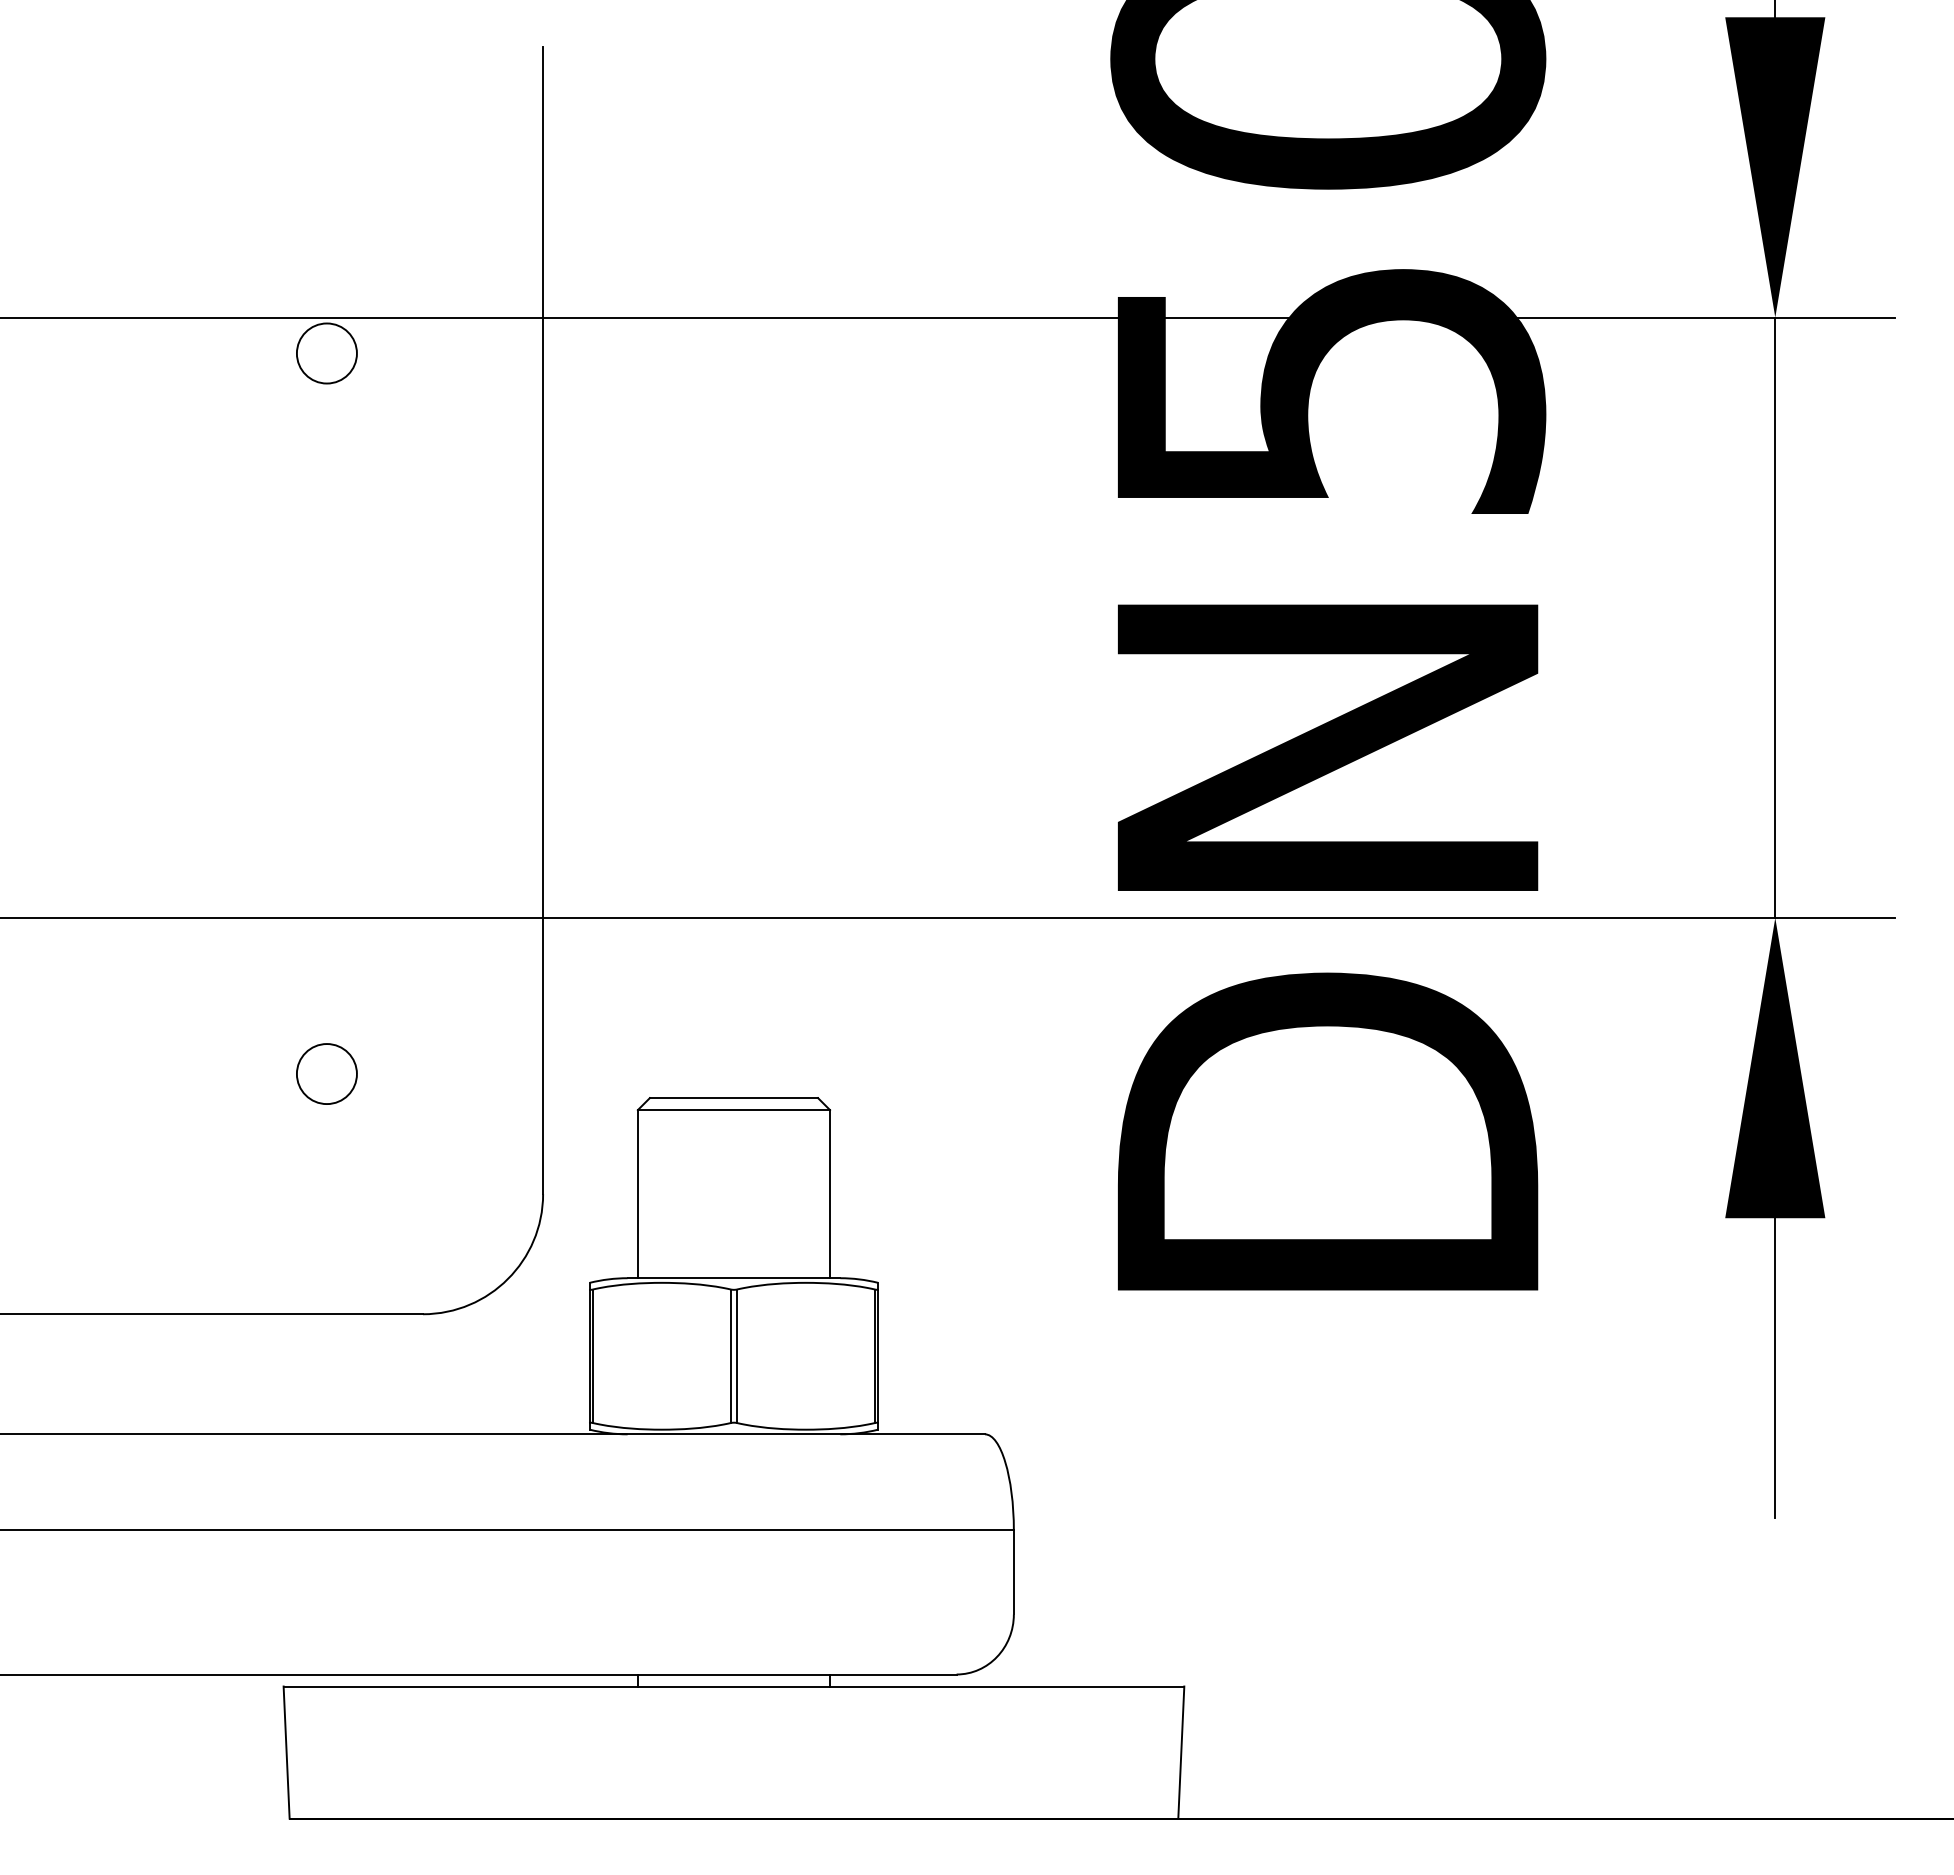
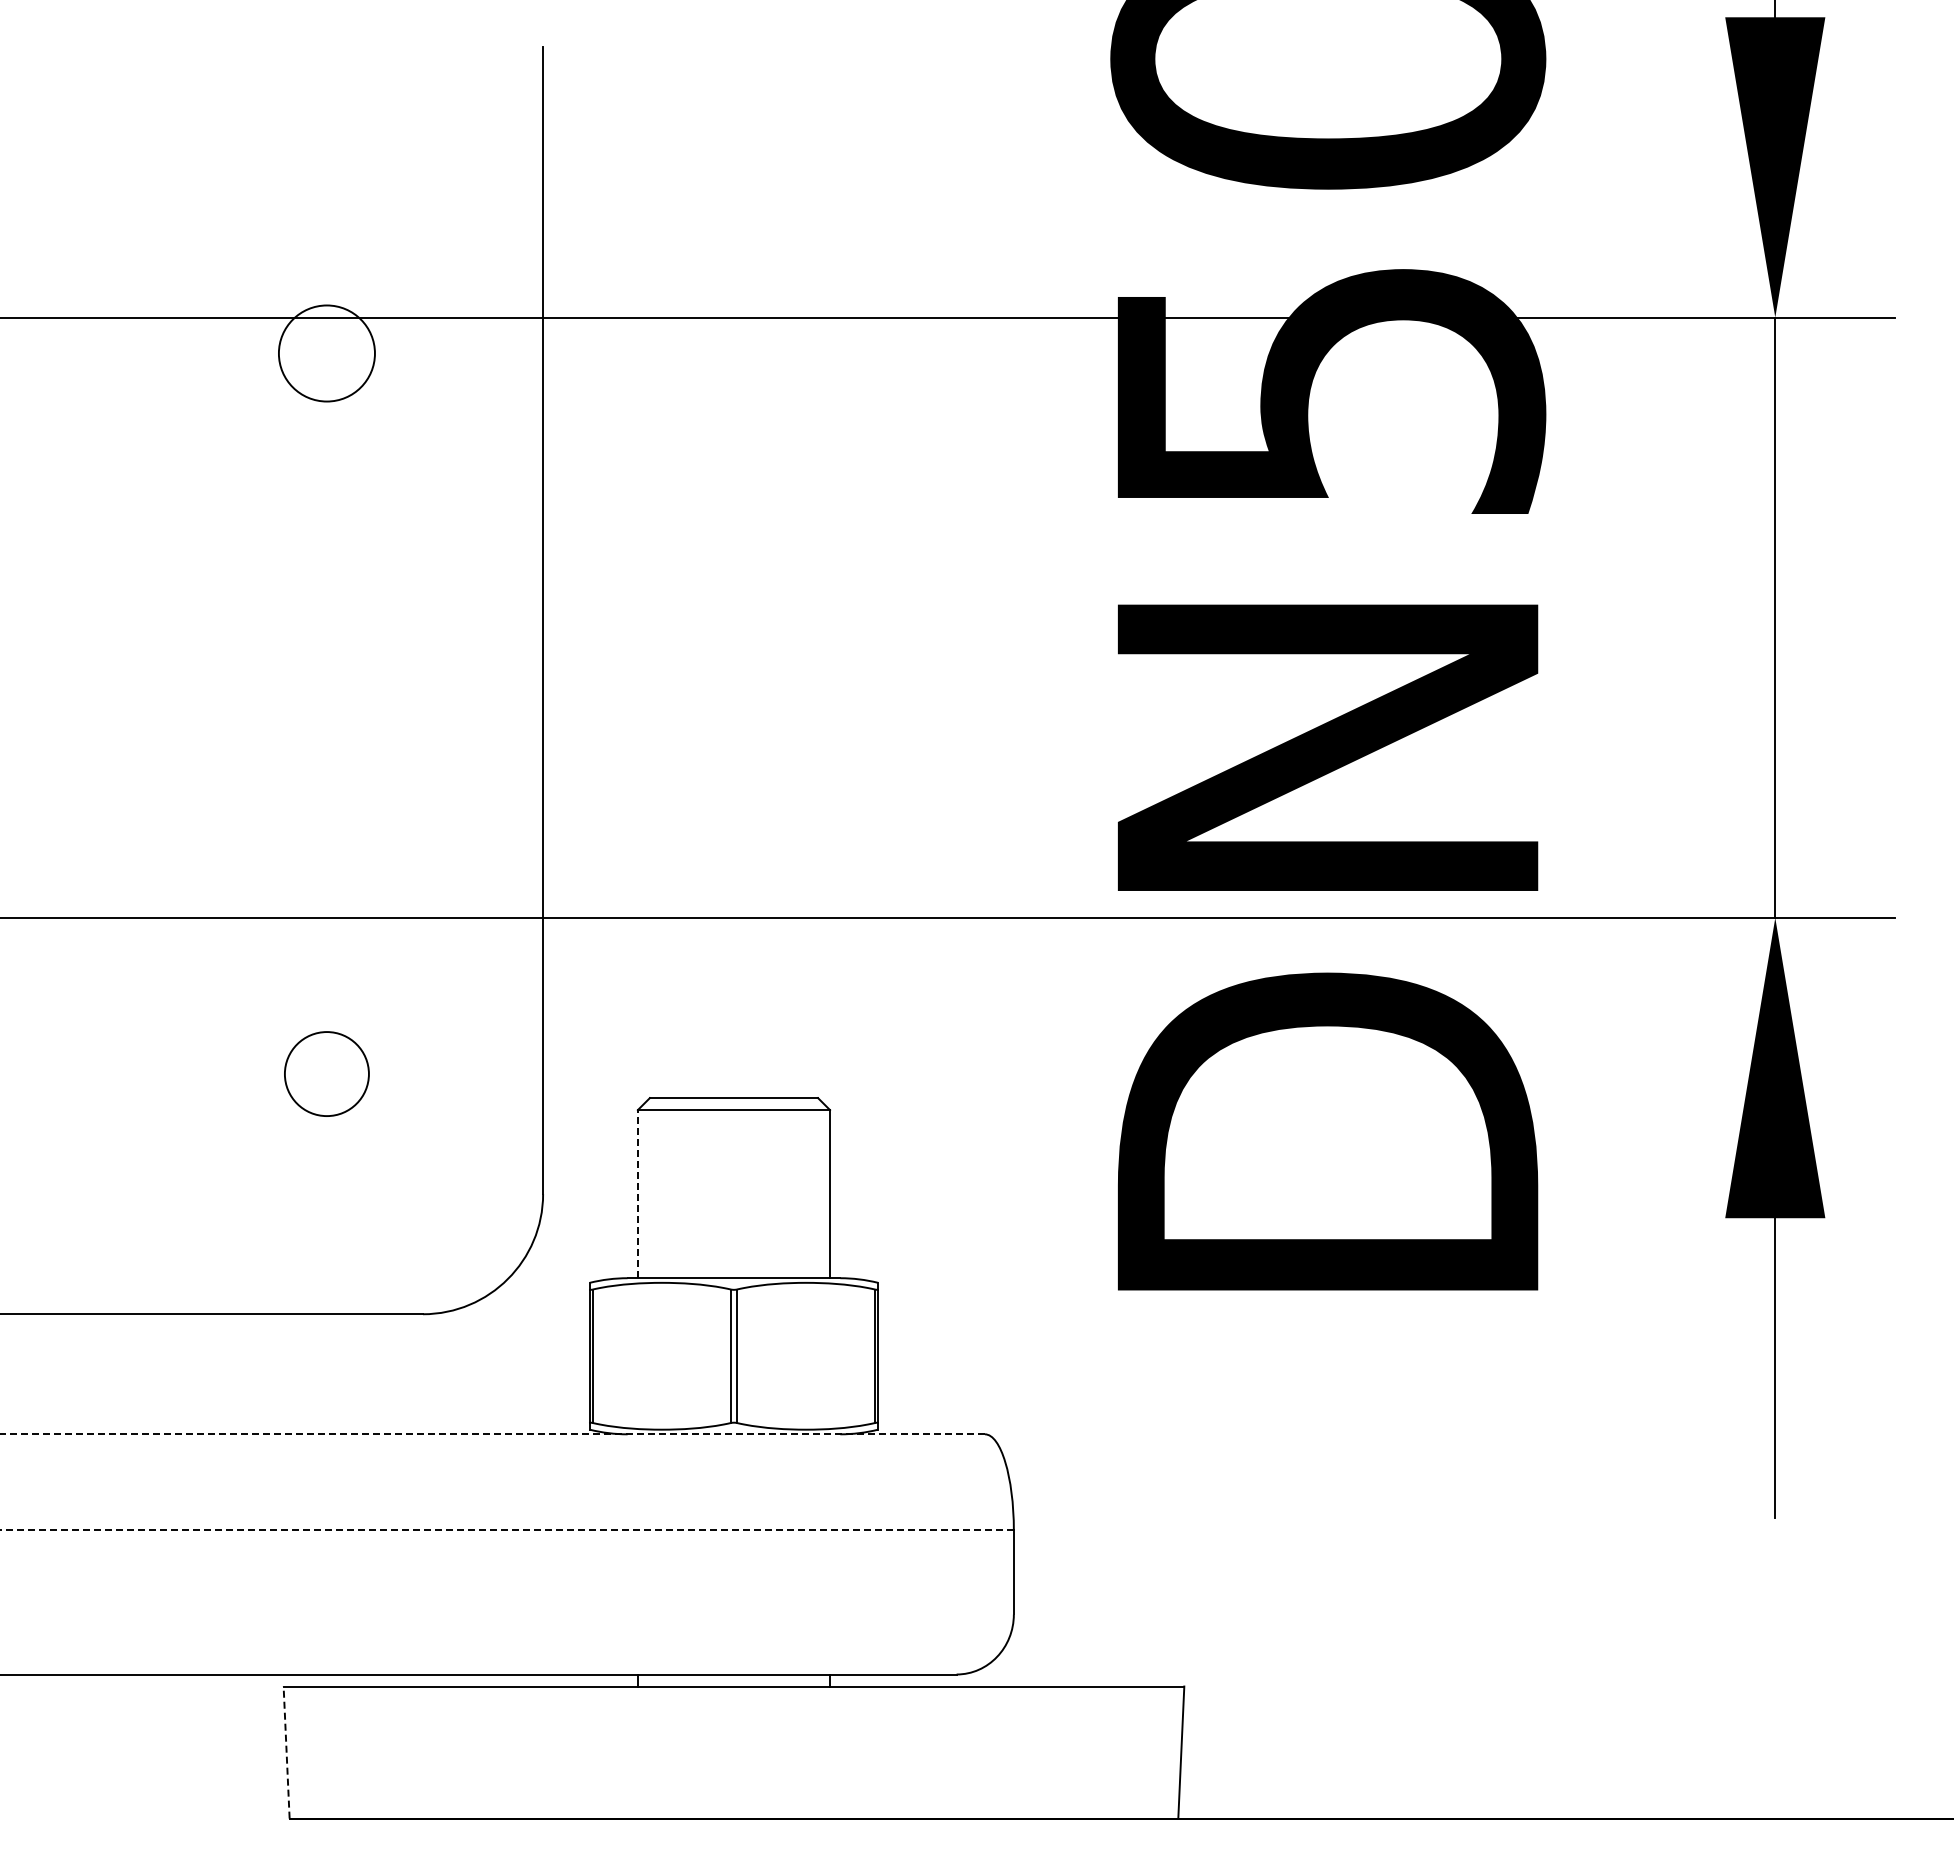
circle diameter: 60 px -> 96 px (326, 353)
circle size: 62x62 px -> 86x86 px (326, 1073)
line: solid -> dashed (637, 1193)
line: solid -> dashed (491, 1434)
line: solid -> dashed (506, 1530)
line: solid -> dashed (286, 1752)
